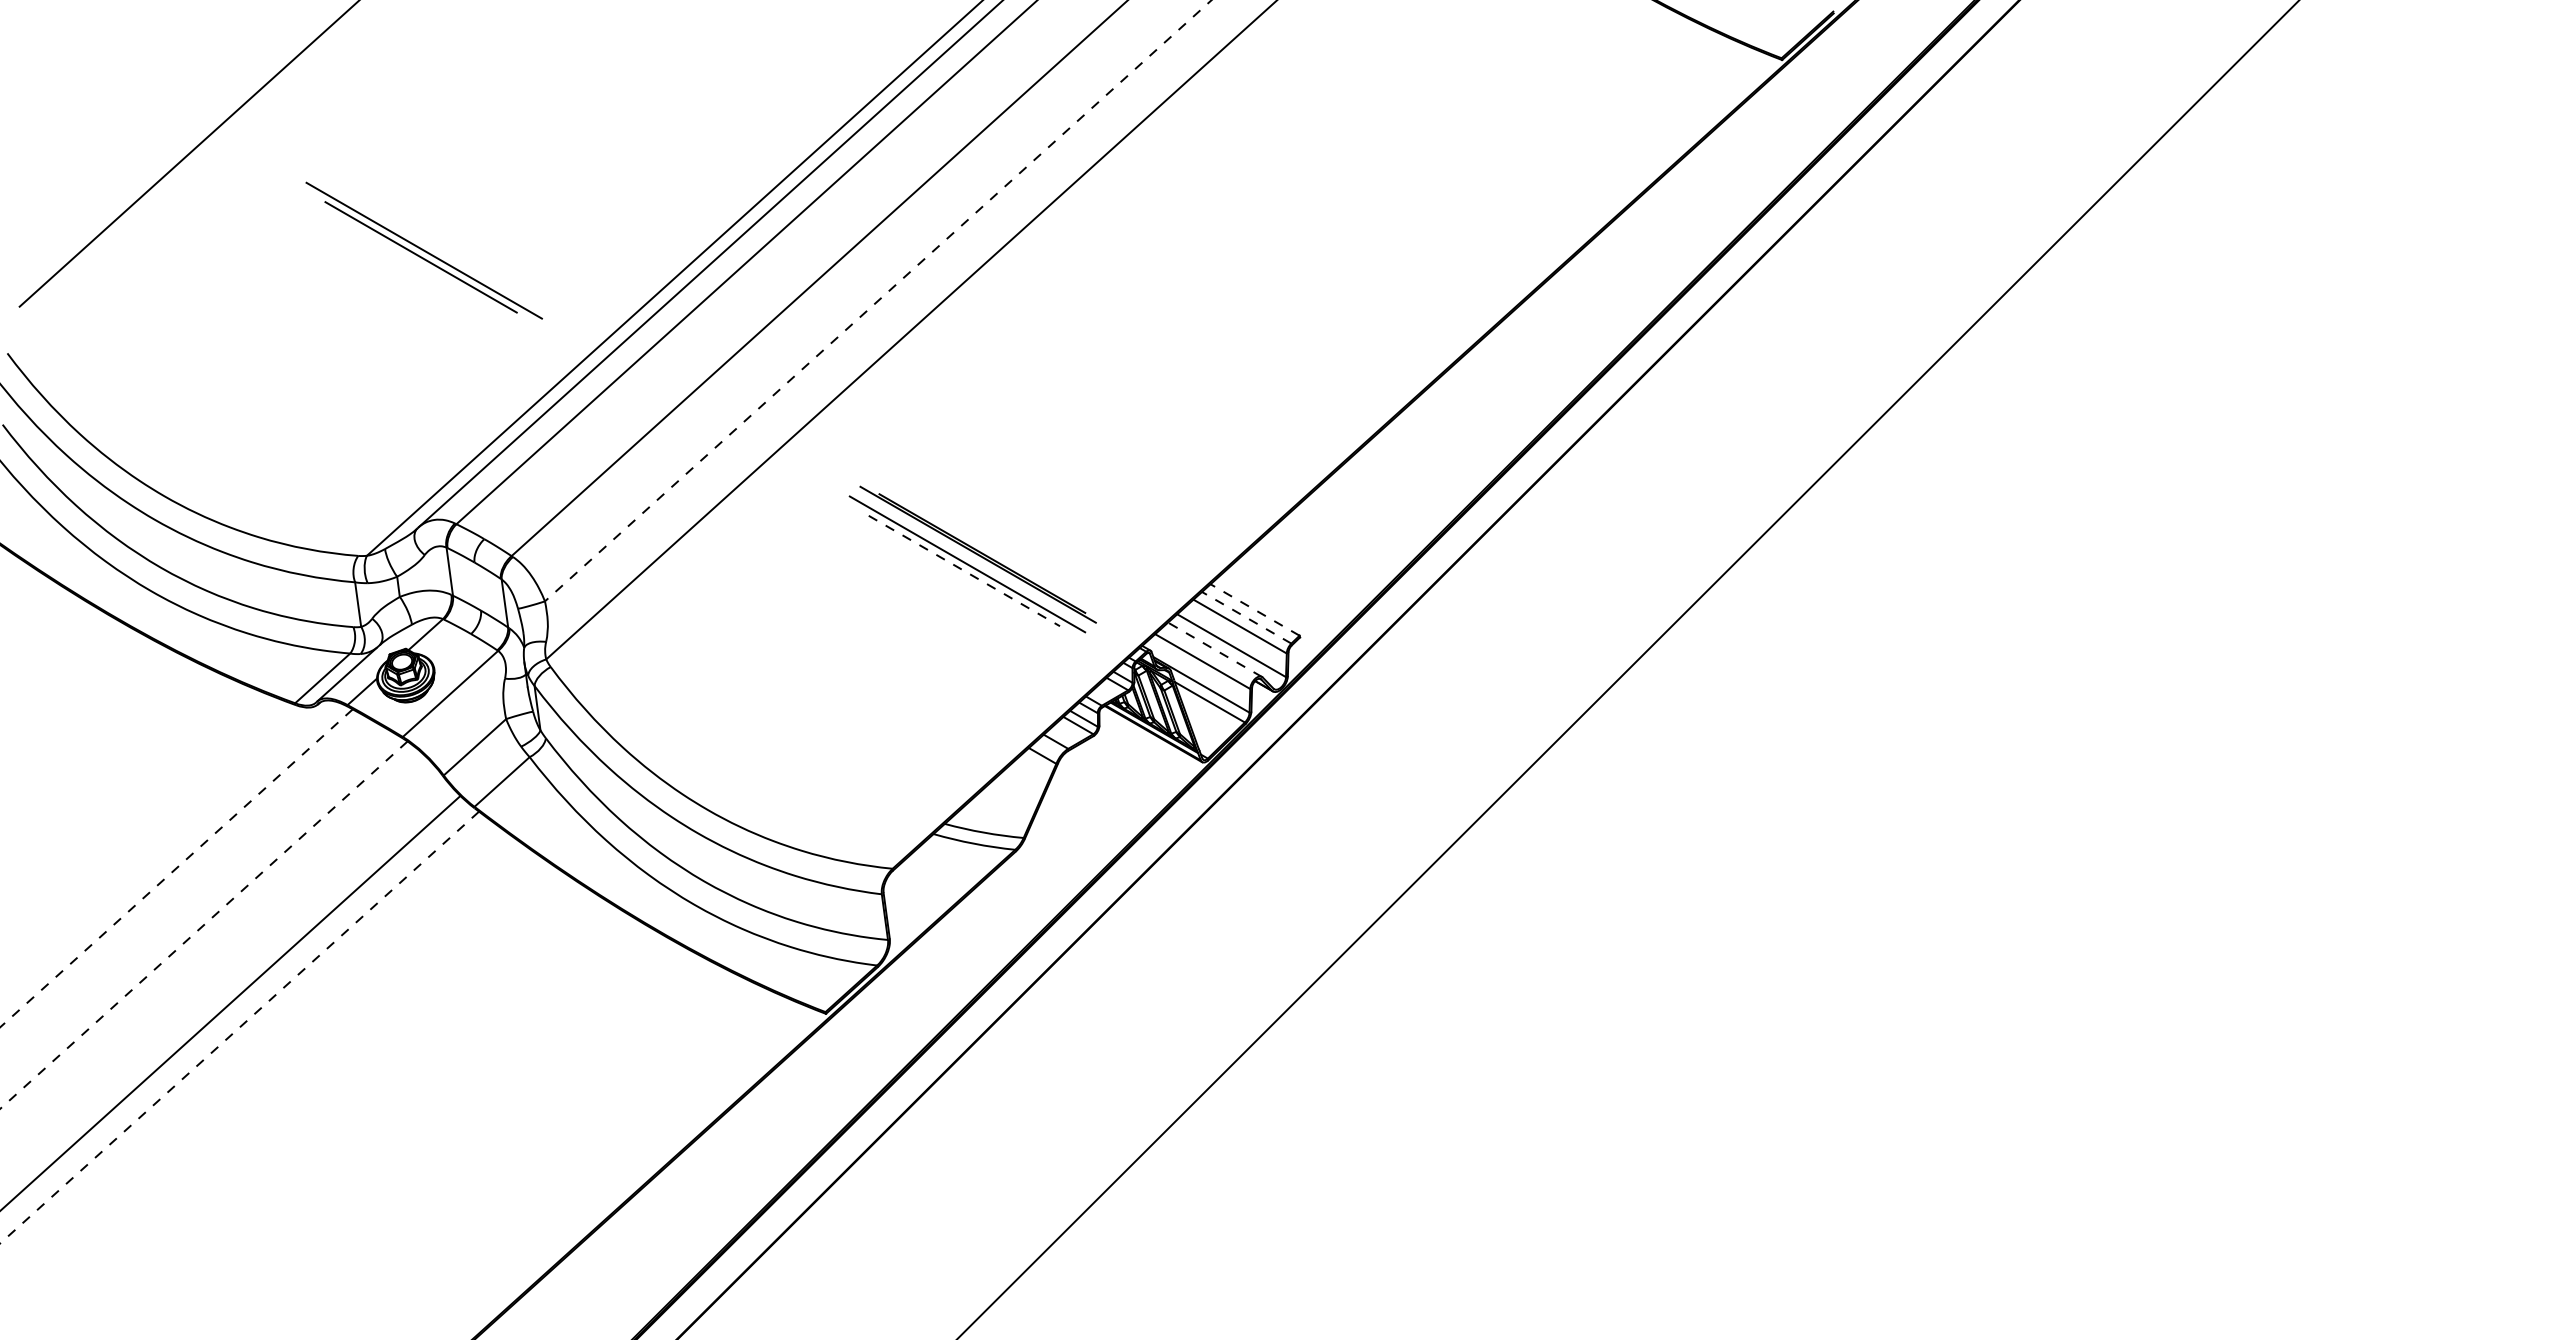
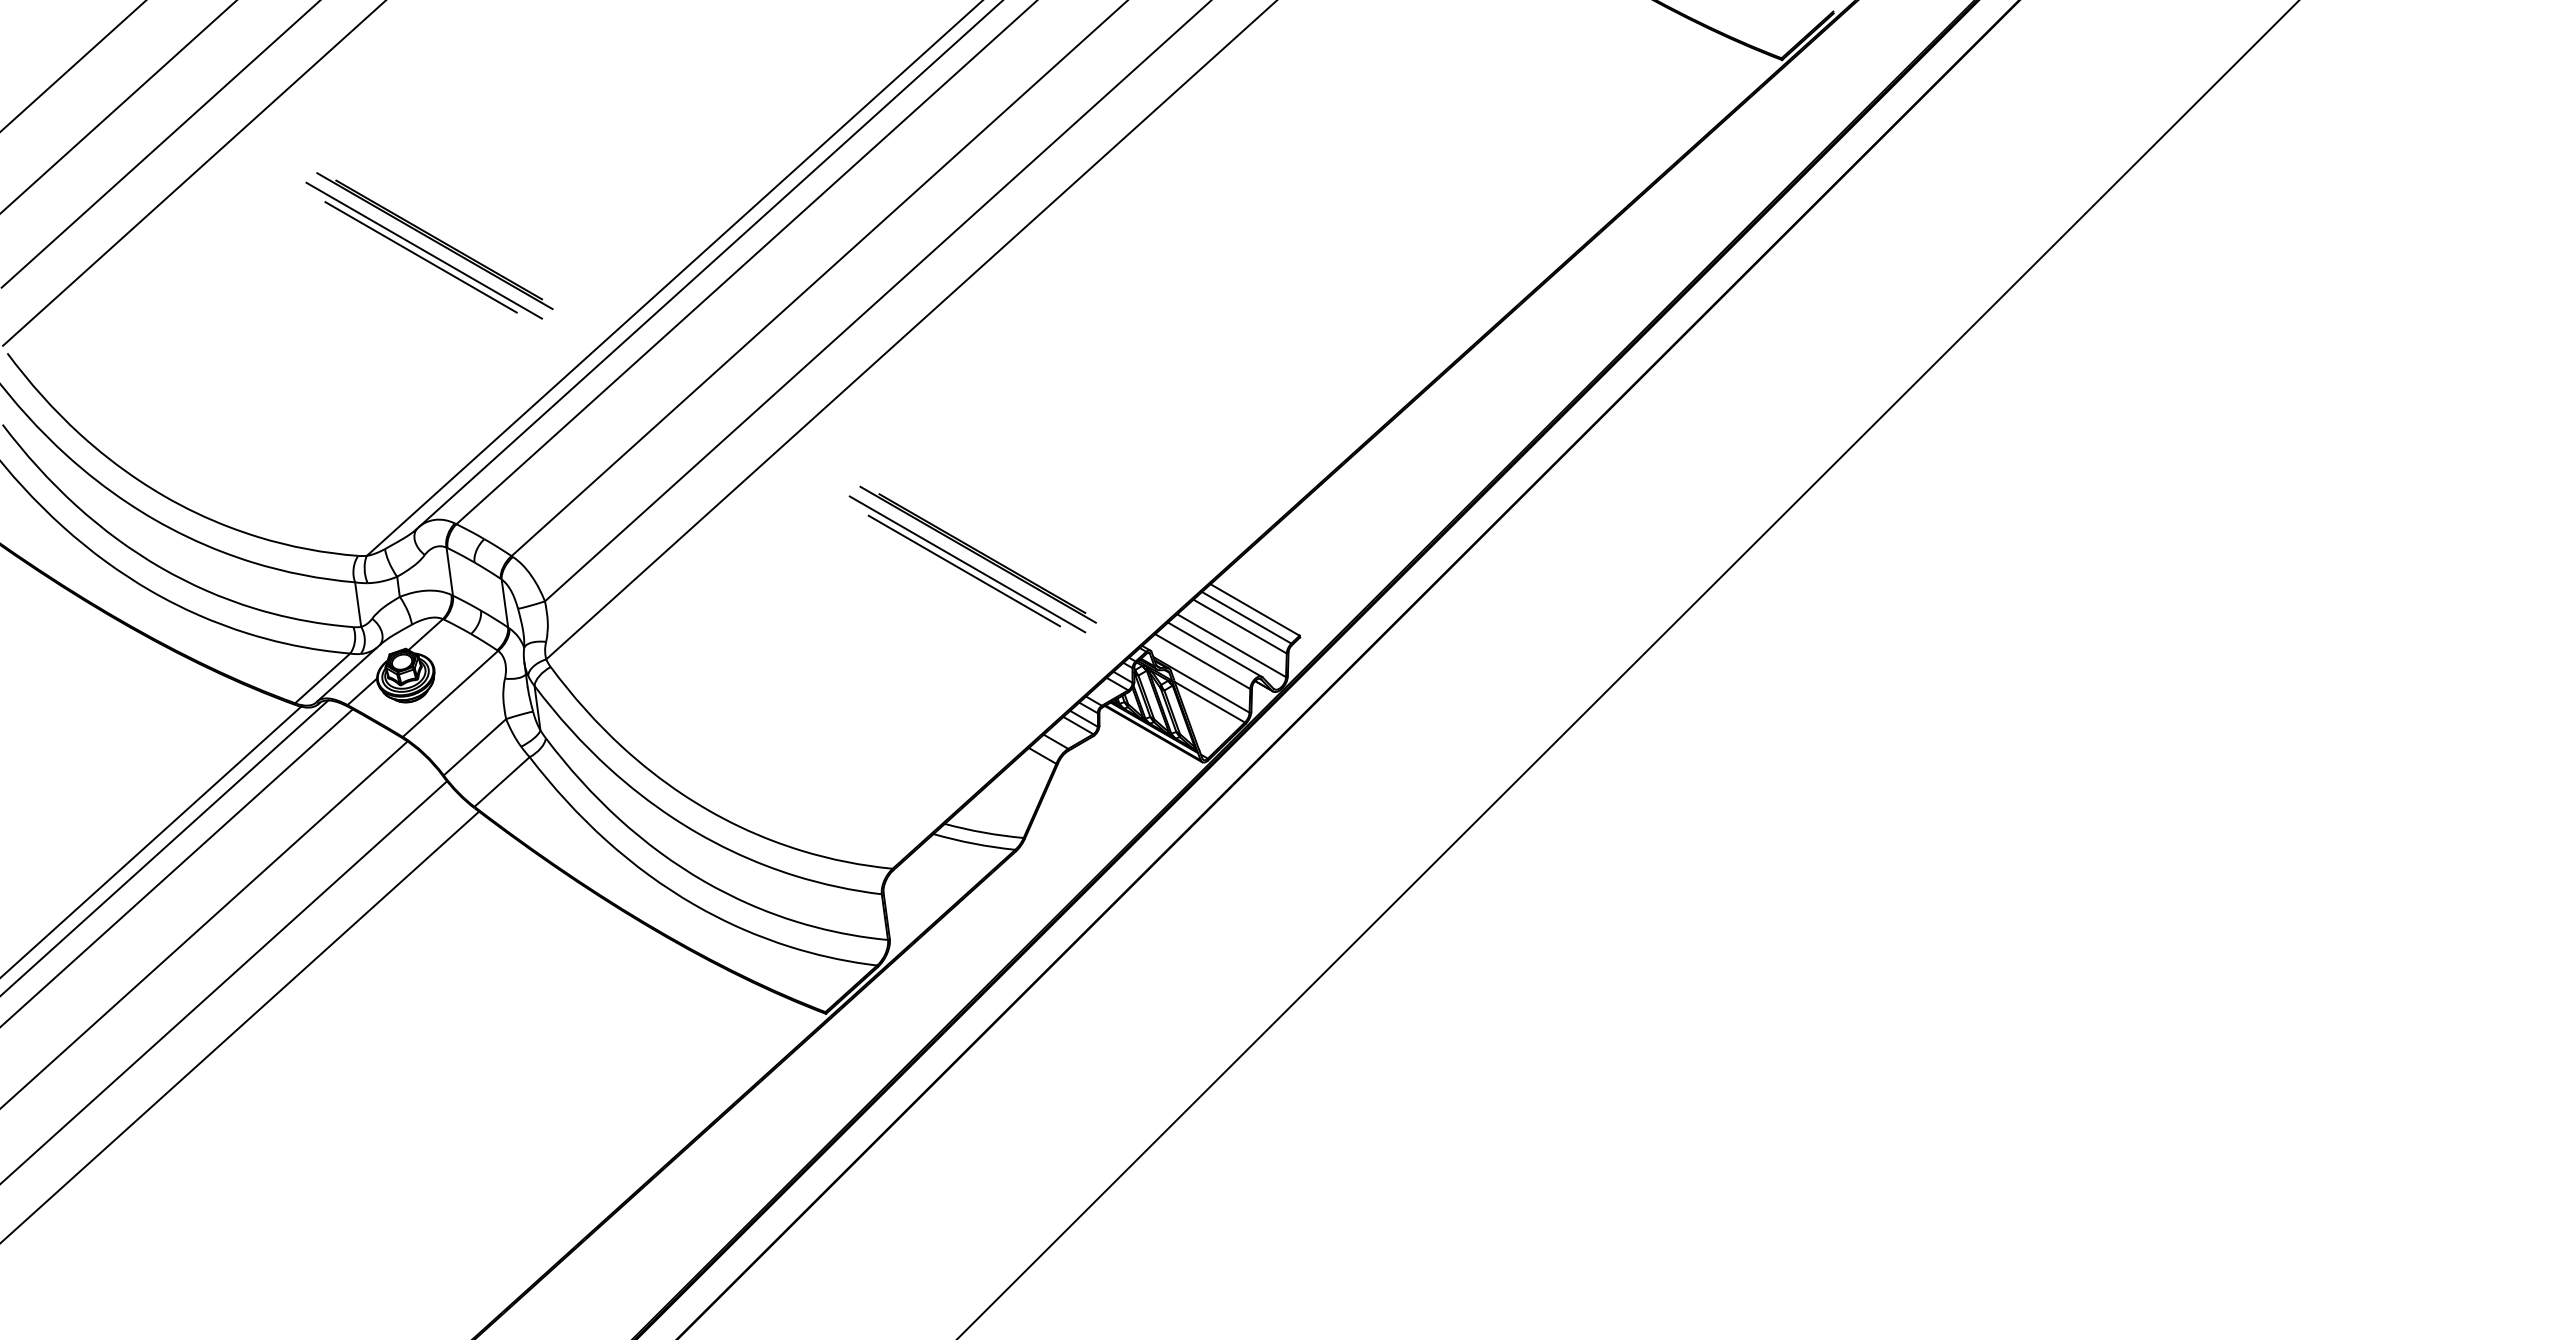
line: none -> present (73, 66)
line: none -> present (118, 106)
line position: (188, 154) -> (160, 144) (160, 144)
line: none -> present (193, 173)
part: none -> present (434, 241)
line: dashed -> solid (878, 300)
line: dashed -> solid (964, 571)
line: dashed -> solid (1254, 609)
line: dashed -> solid (1246, 617)
line: dashed -> solid (1214, 649)
line: none -> present (151, 841)
line: none -> present (165, 847)
line: dashed -> solid (176, 868)
line: dashed -> solid (203, 925)
line position: (231, 1002) -> (224, 981) (224, 981)
line: dashed -> solid (239, 1027)
